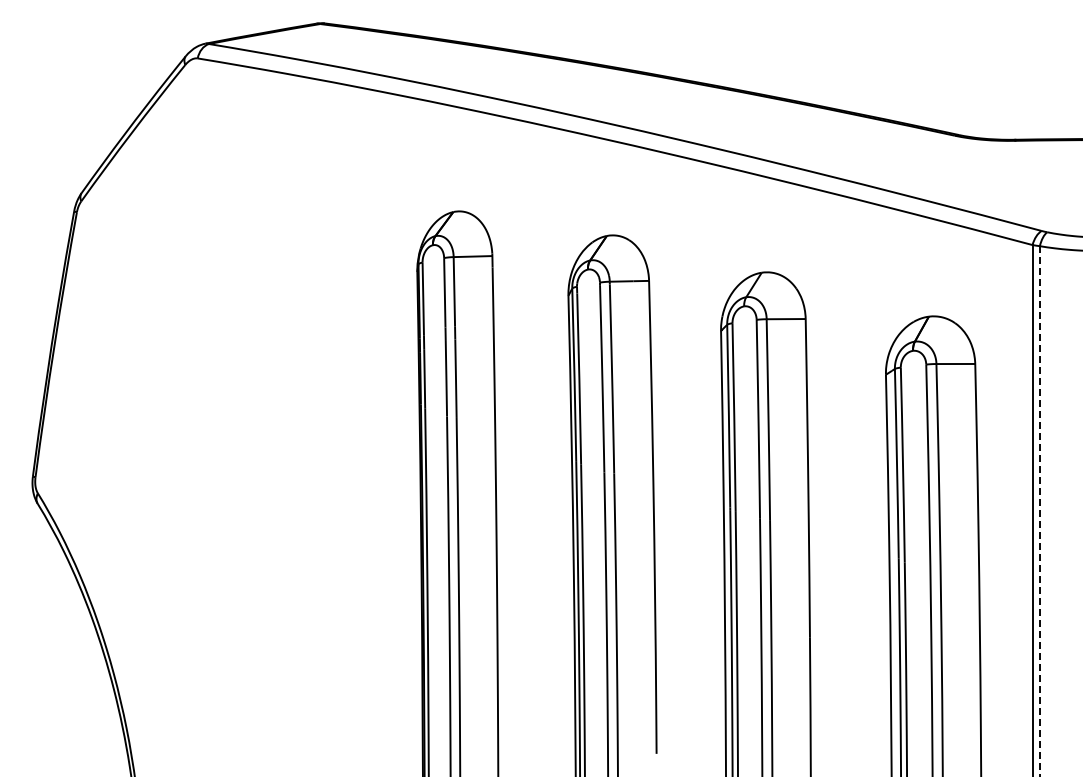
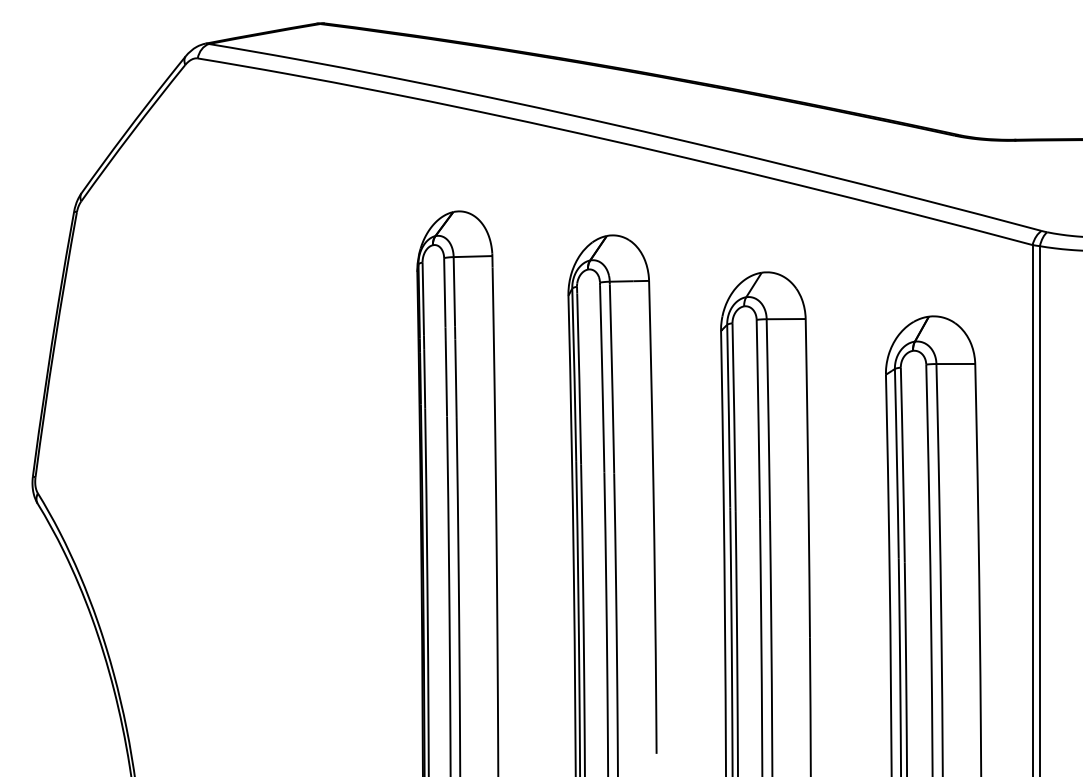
line: dashed -> solid (1039, 511)
